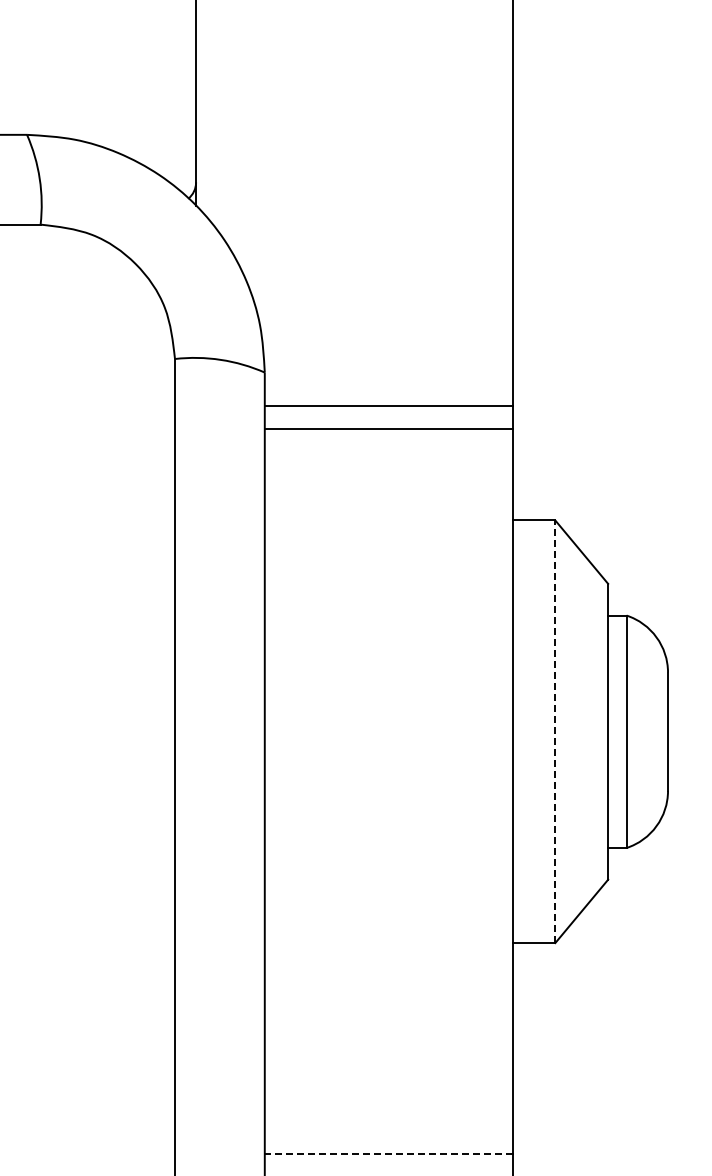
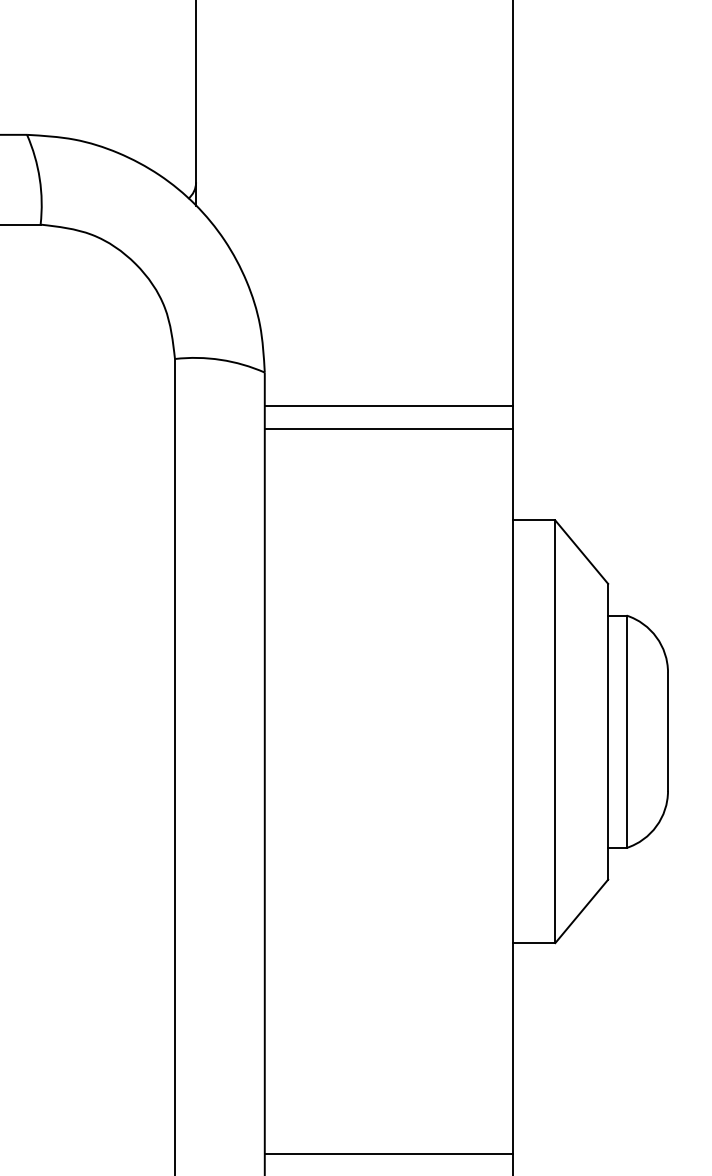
line: dashed -> solid (555, 731)
line: dashed -> solid (388, 1154)
